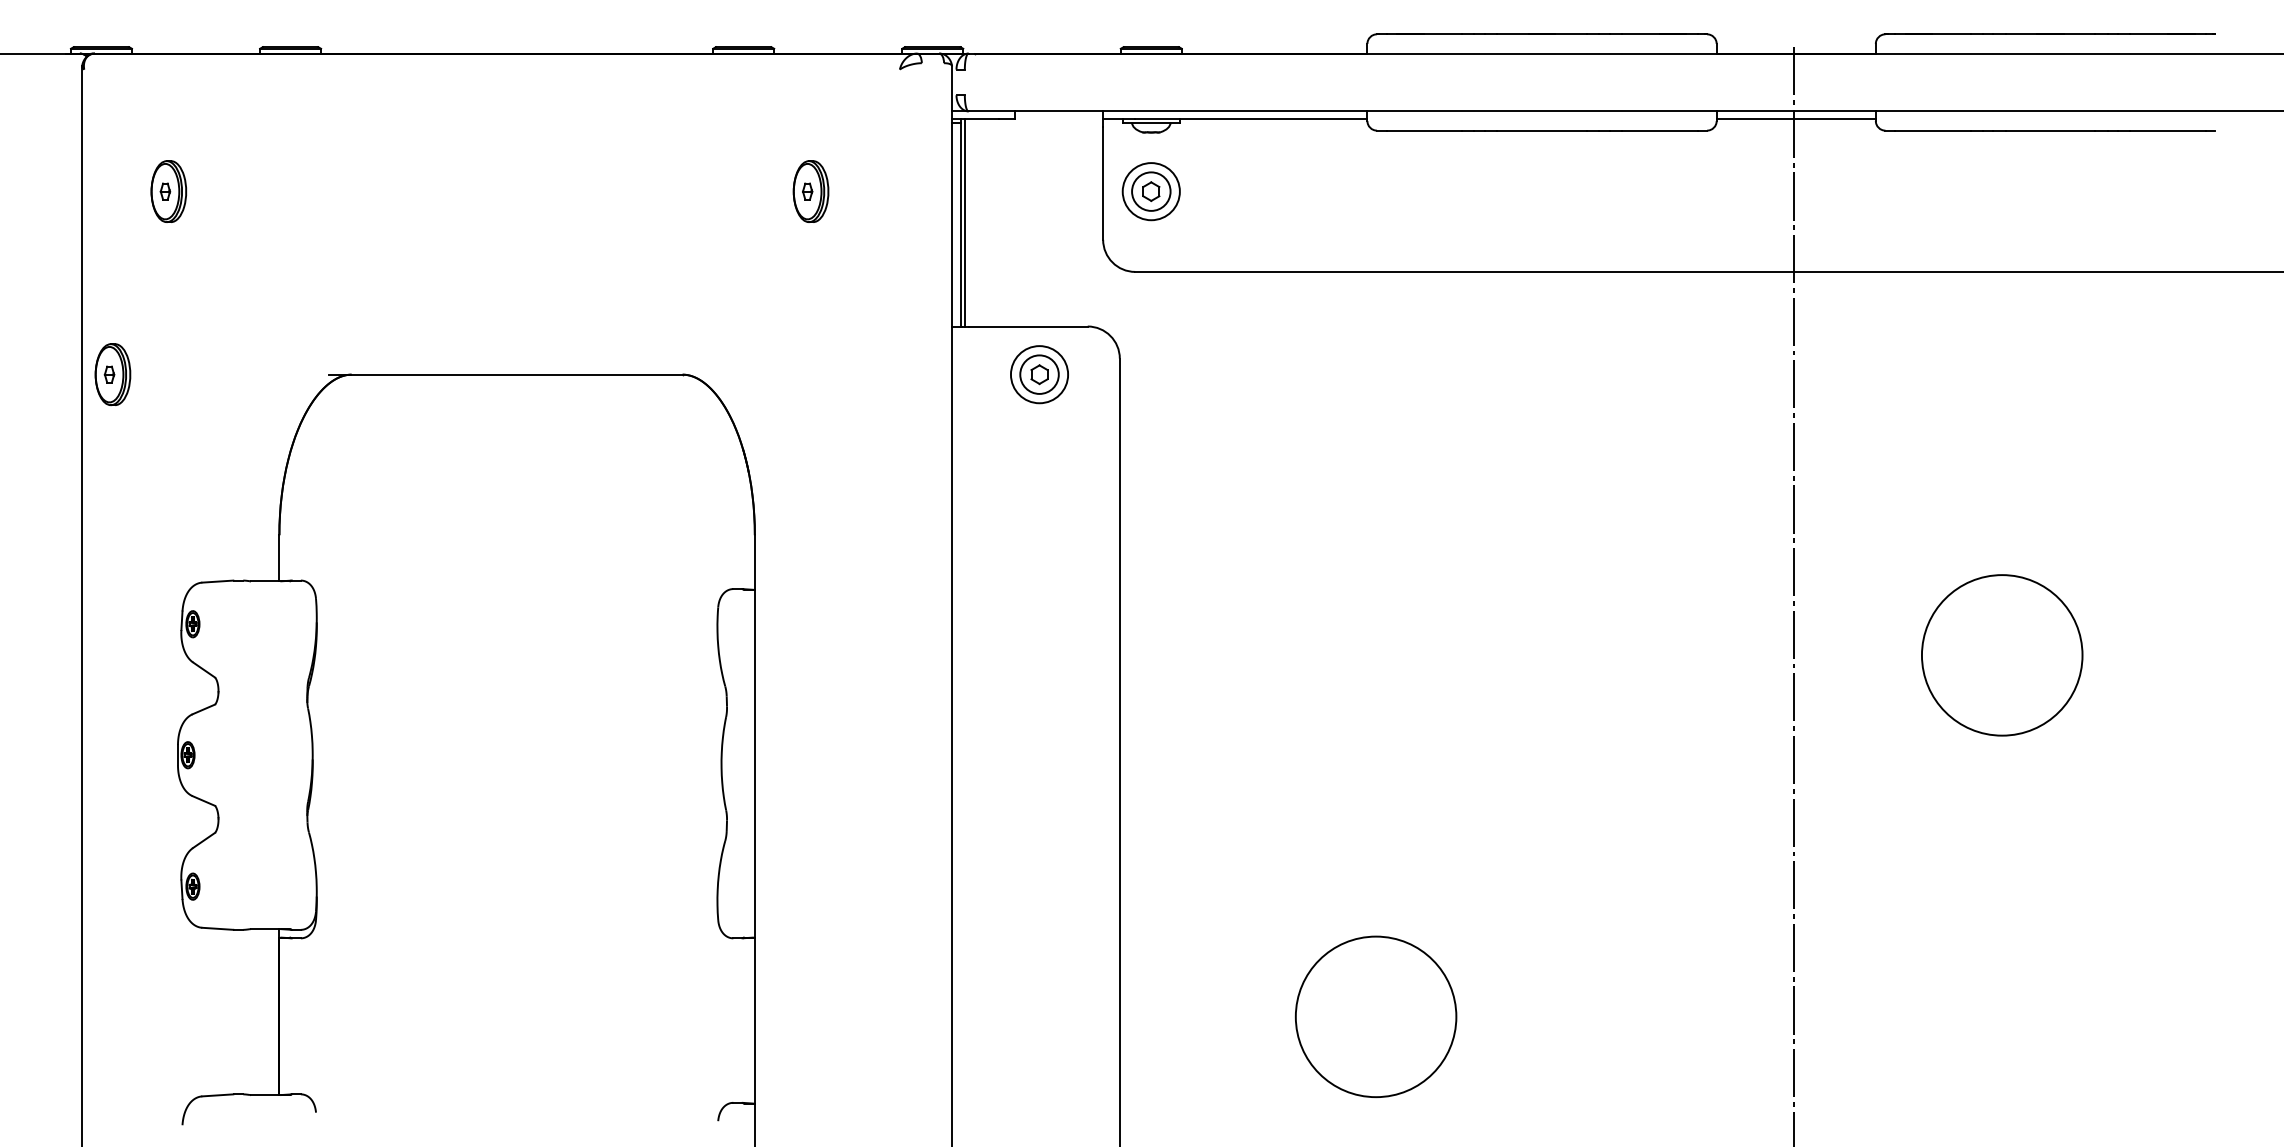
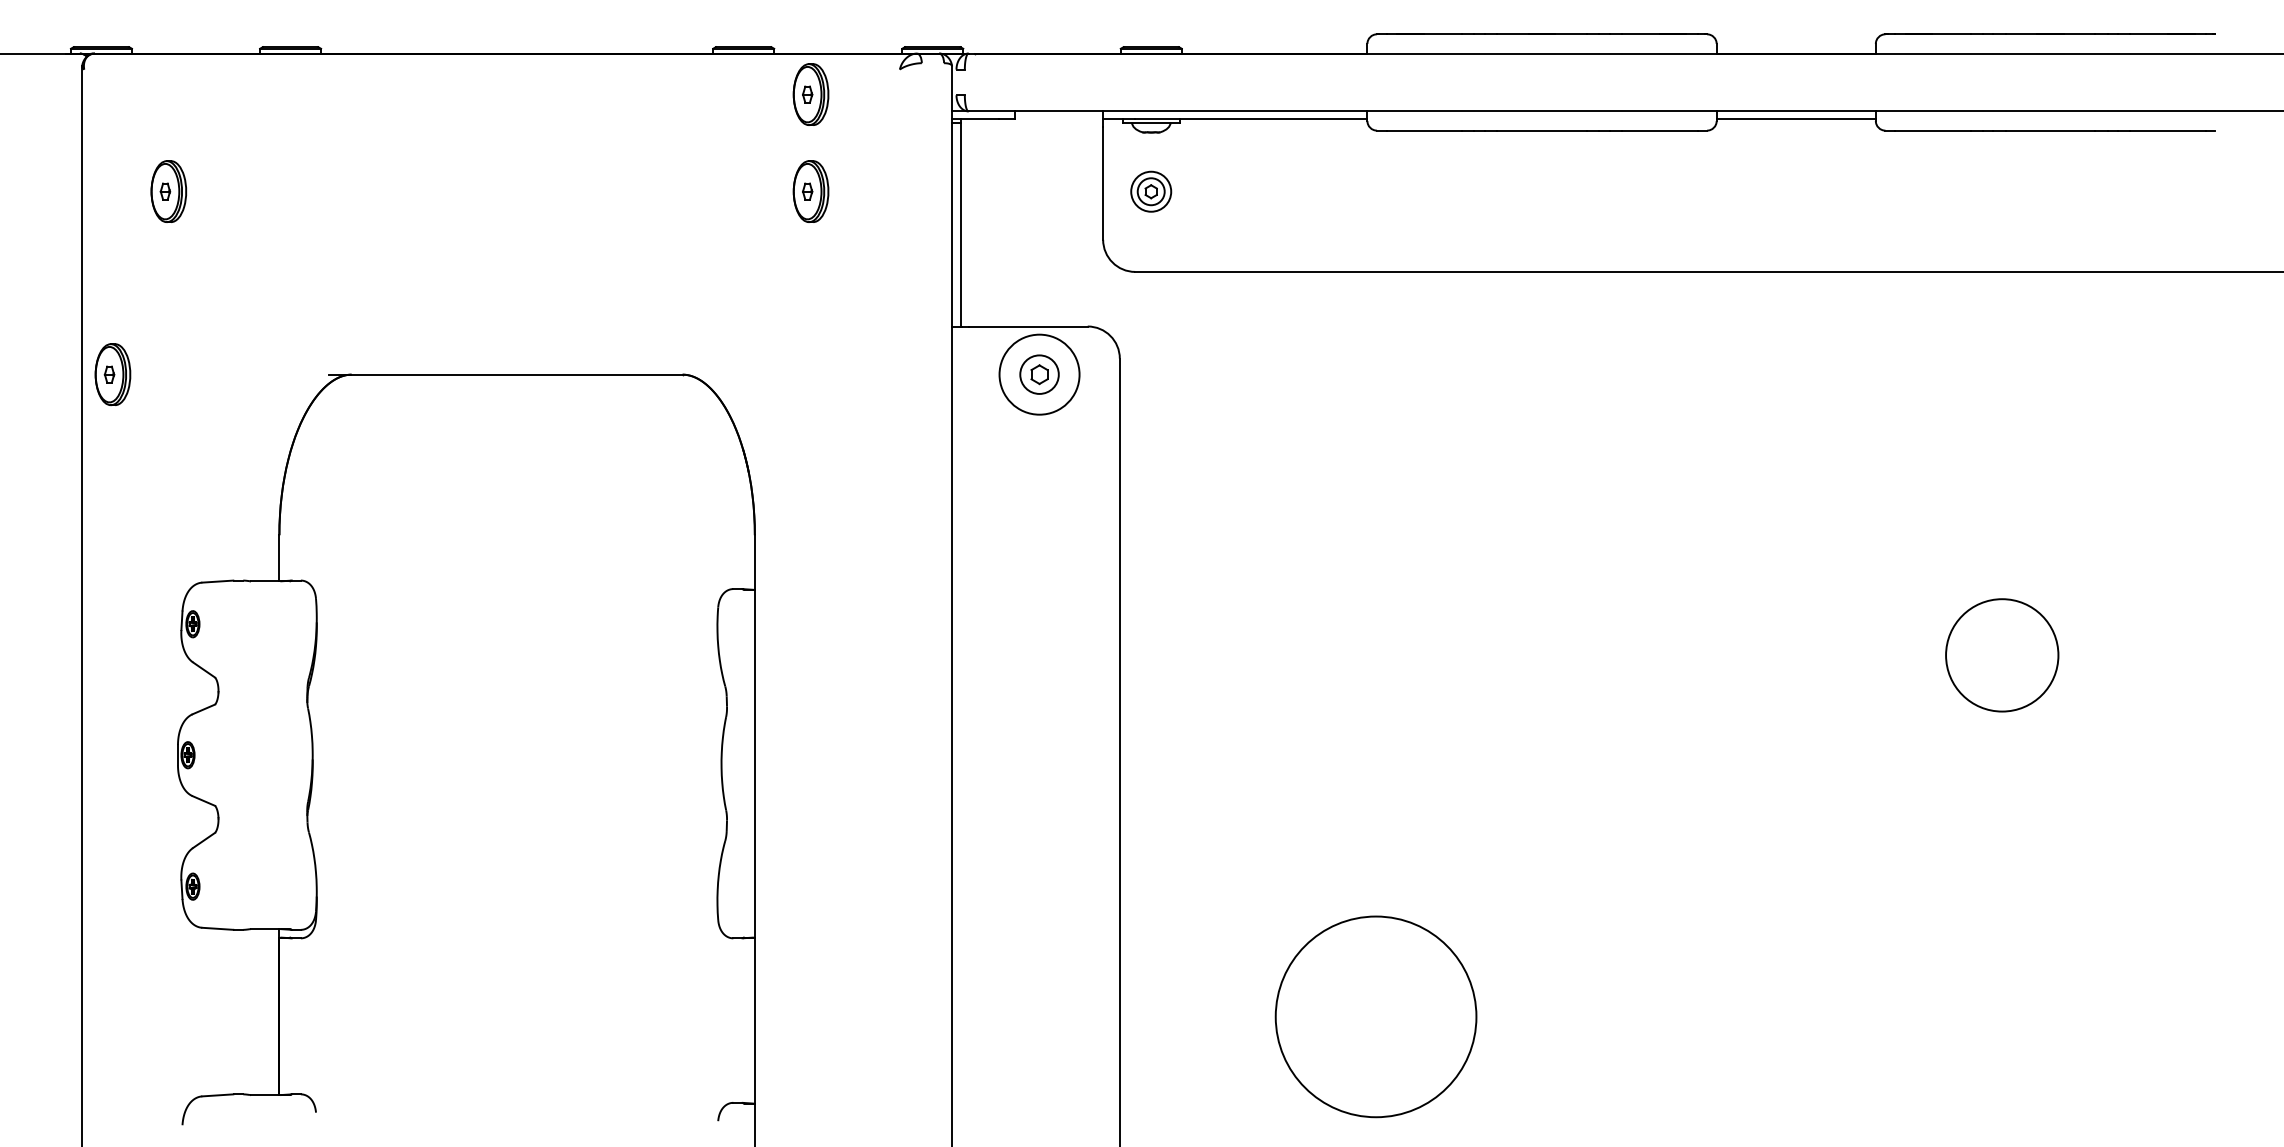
part: none -> present (810, 94)
part size: 60x60 px -> 43x43 px (1151, 191)
line: present -> none (965, 222)
circle diameter: 57 px -> 80 px (1039, 374)
line: present -> none (1793, 595)
circle diameter: 161 px -> 112 px (2002, 655)
circle diameter: 161 px -> 201 px (1375, 1016)
